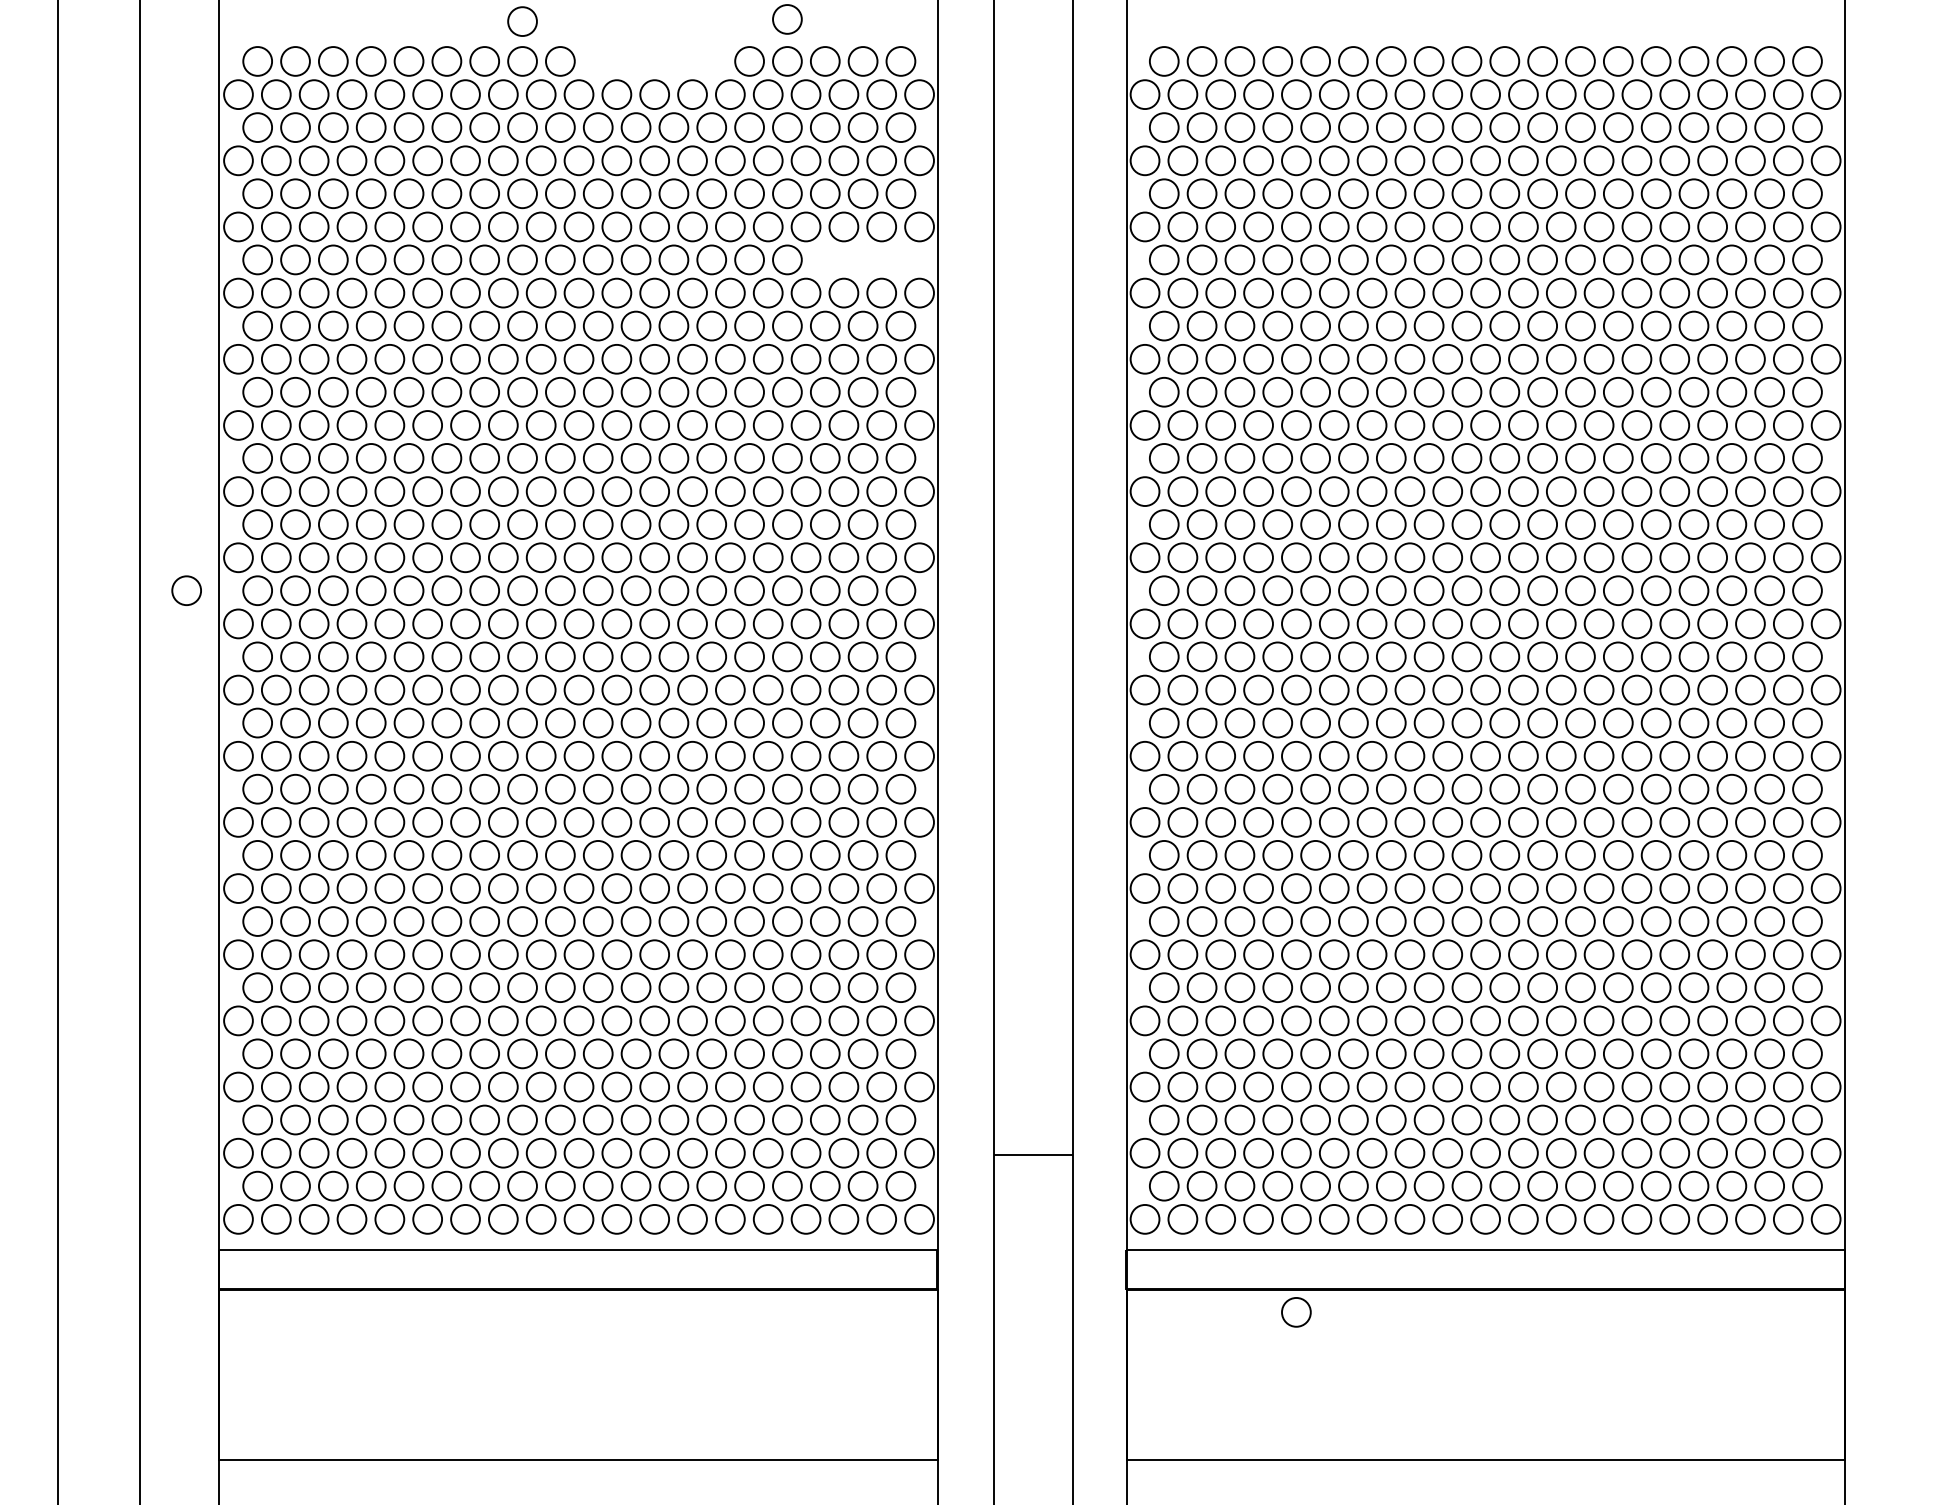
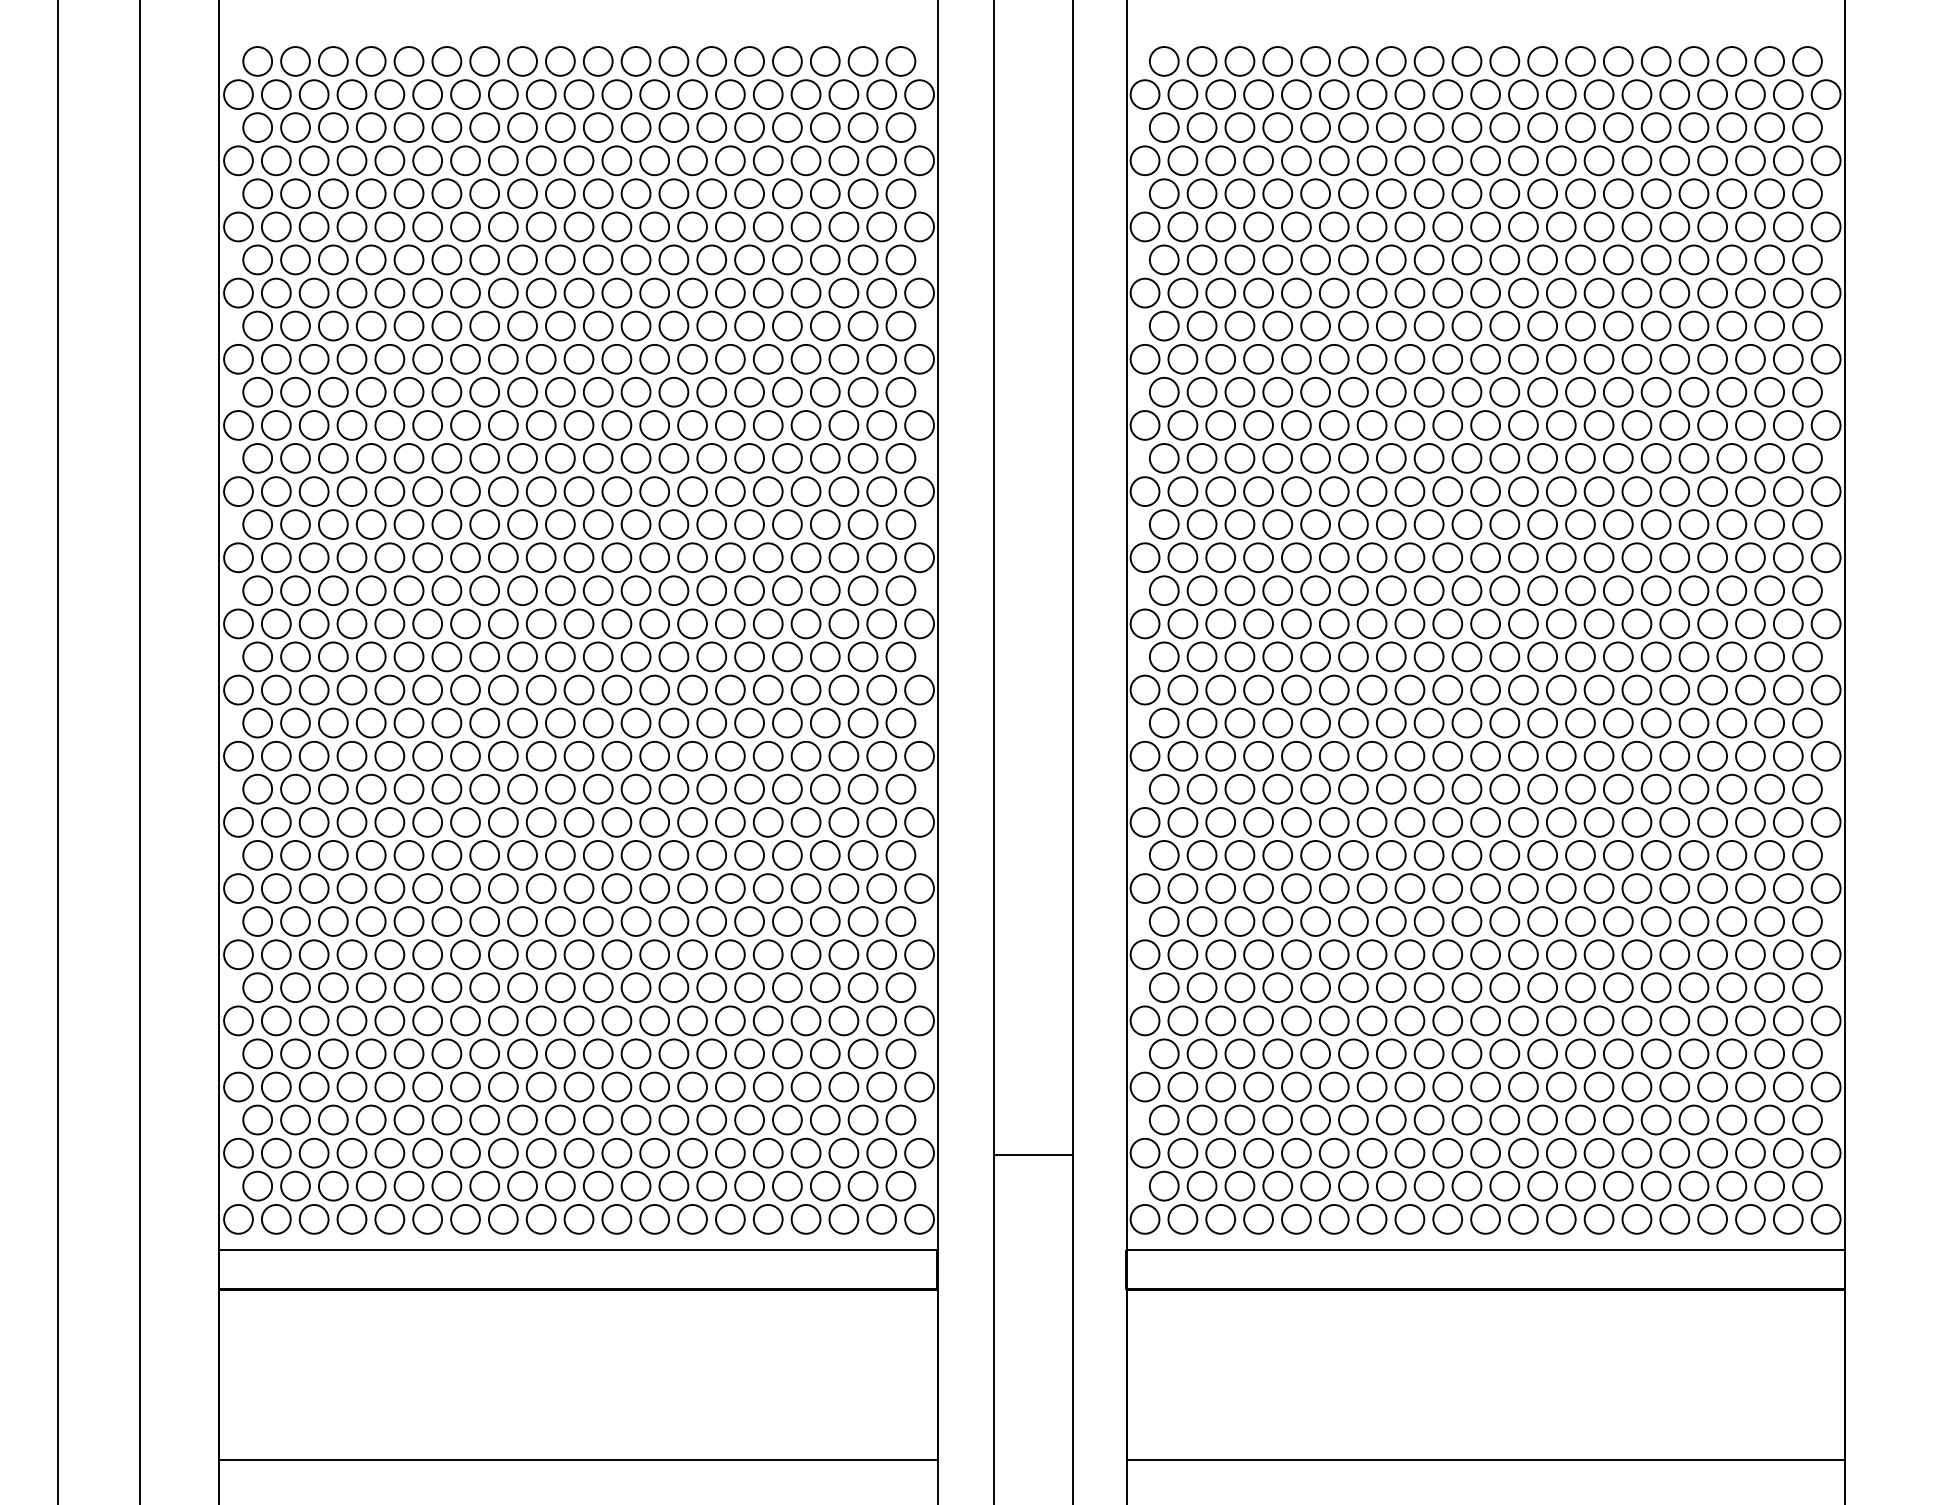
circle: present -> none (787, 19)
circle: present -> none (522, 21)
part: none -> present (654, 61)
part: none -> present (863, 259)
circle: present -> none (186, 590)
circle: present -> none (1296, 1312)
